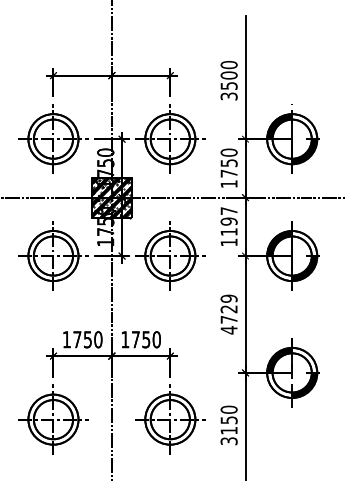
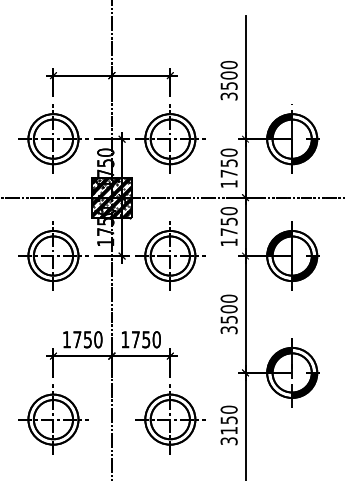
text: 1197 -> 1750 (228, 221)
text: 4729 -> 3500 (228, 314)
